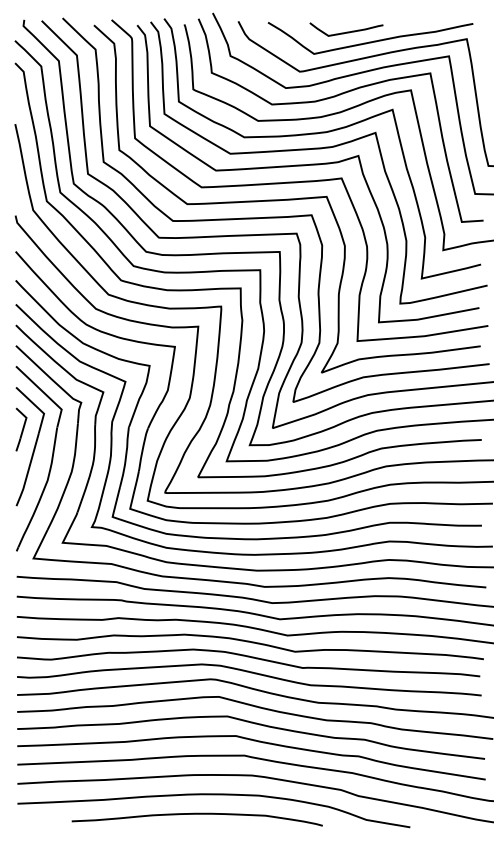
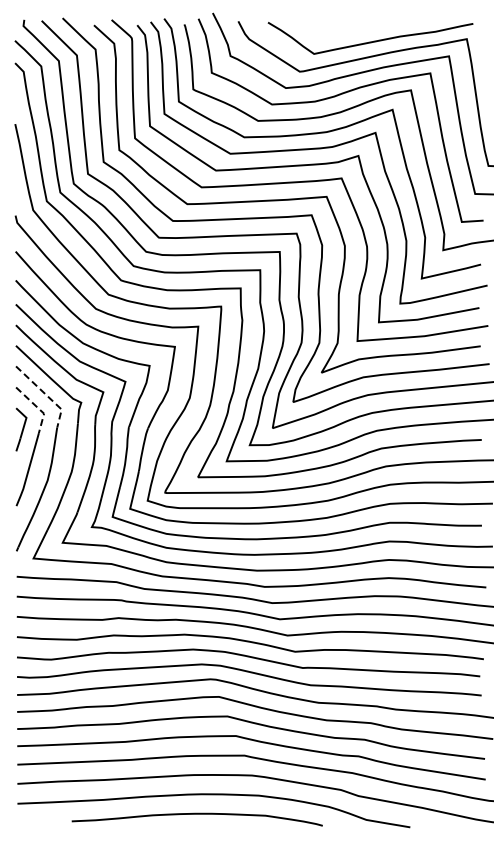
curve: present -> none (346, 31)
line: solid -> dashed (46, 395)
line: solid -> dashed (38, 408)
